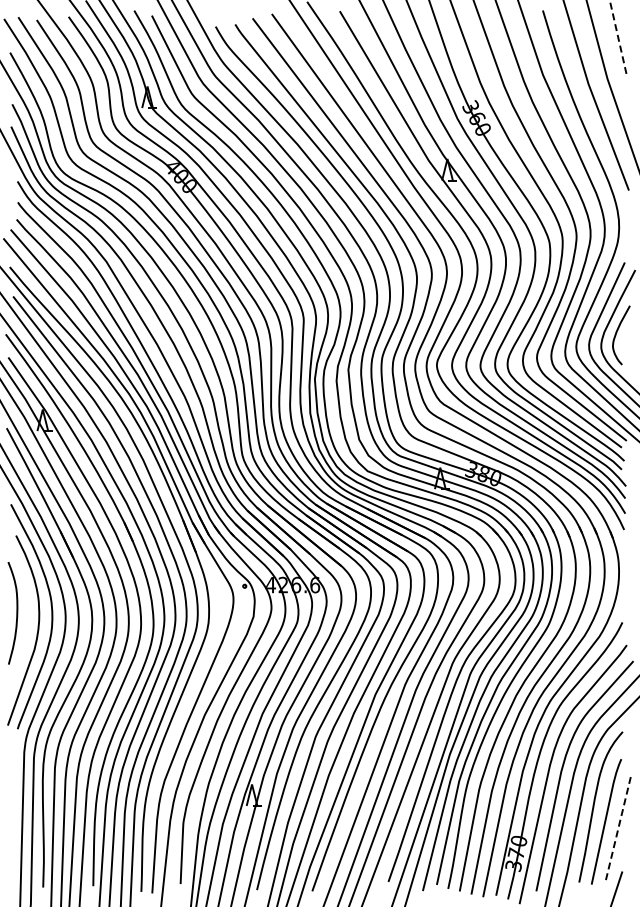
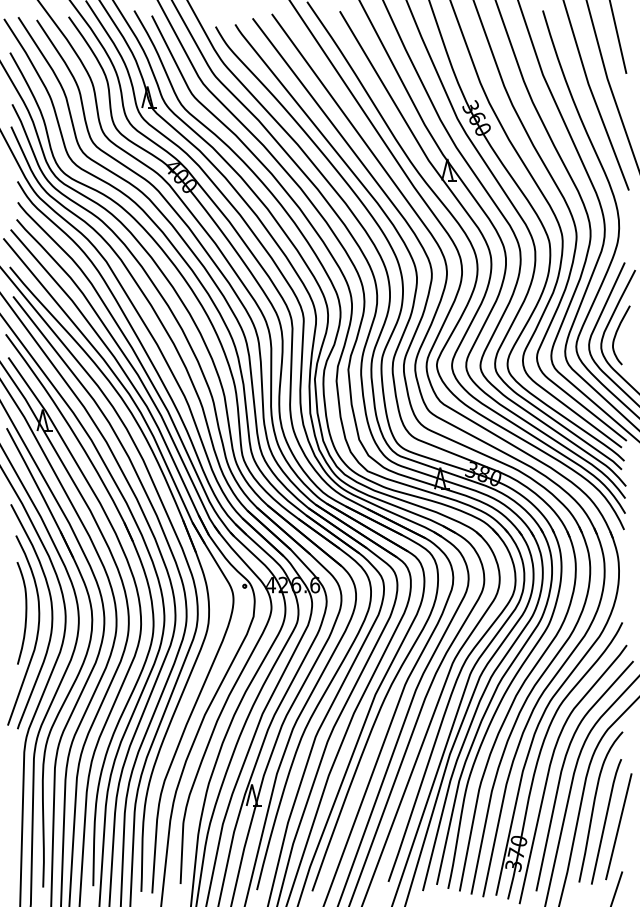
line: dashed -> solid (618, 36)
curve position: (16, 613) -> (25, 613) (25, 613)
line: dashed -> solid (618, 826)
